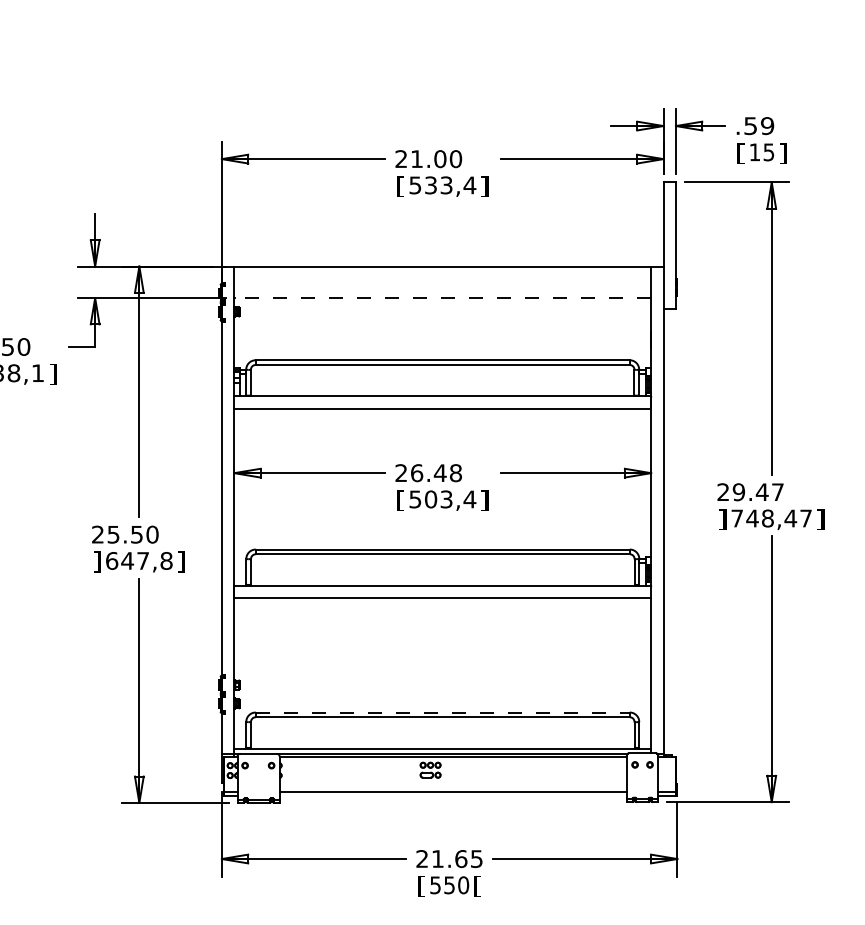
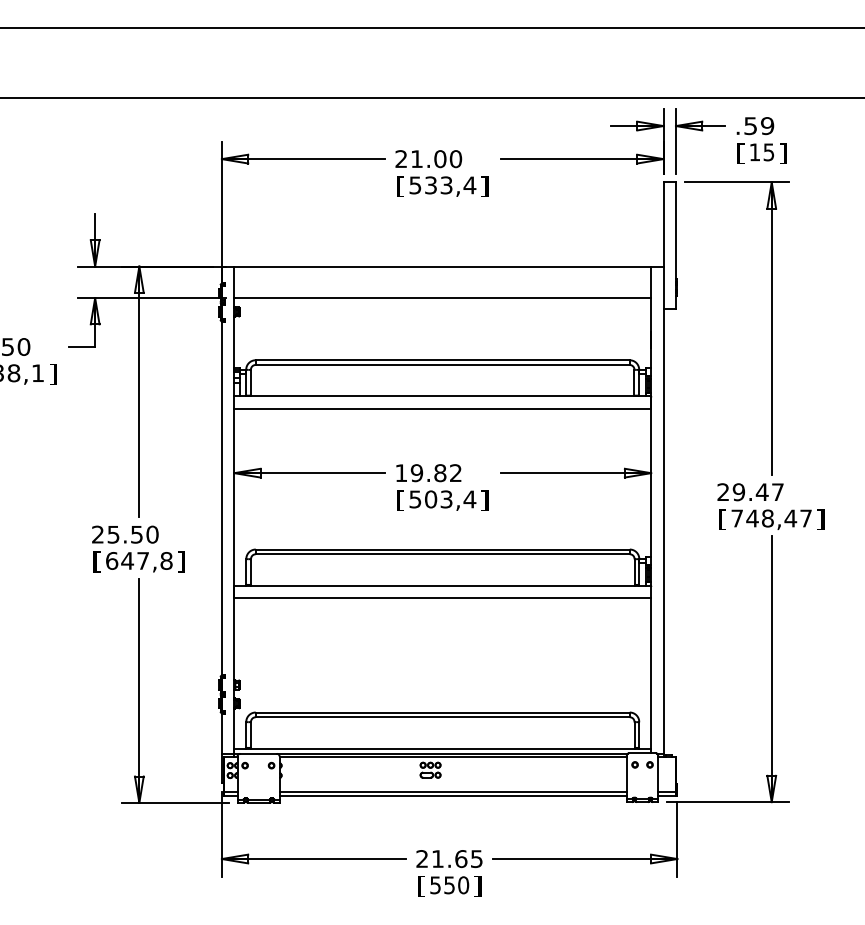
line: none -> present (431, 27)
line: none -> present (431, 97)
line: dashed -> solid (442, 298)
text: 26.48 -> 19.82 (428, 473)
text: ] -> [ (722, 519)
text: ] -> [ (96, 561)
line: dashed -> solid (443, 712)
line: none -> present (452, 795)
text: [ -> ] (477, 886)
